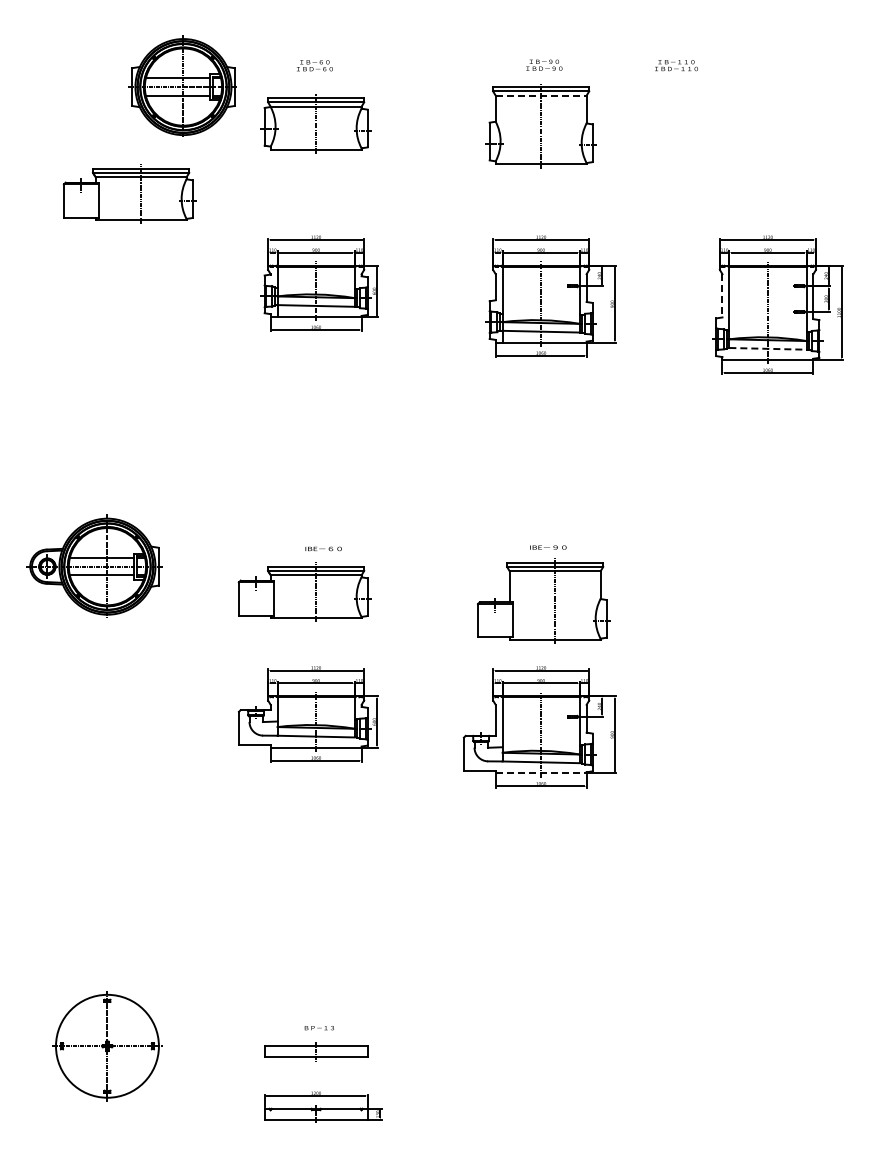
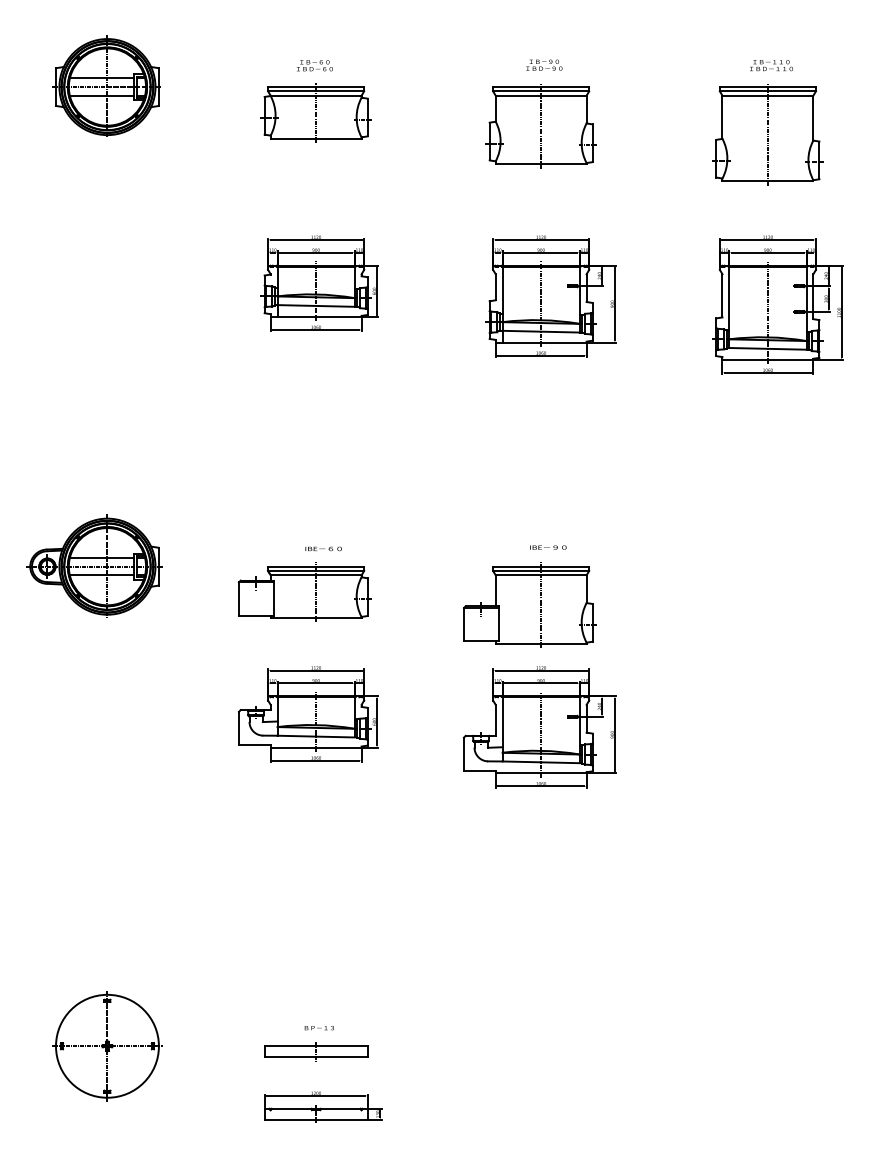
text position: (676, 65) -> (771, 65) (771, 65)
part position: (182, 85) -> (106, 85) (106, 85)
line: dashed -> solid (541, 95)
part position: (315, 123) -> (315, 112) (315, 112)
part: none -> present (767, 134)
part: present -> none (129, 193)
line: dashed -> solid (722, 295)
line: dashed -> solid (767, 348)
part position: (543, 600) -> (529, 604) (529, 604)
line: dashed -> solid (541, 773)
